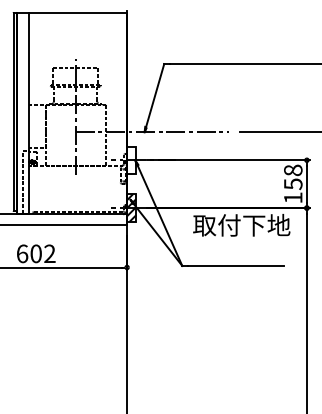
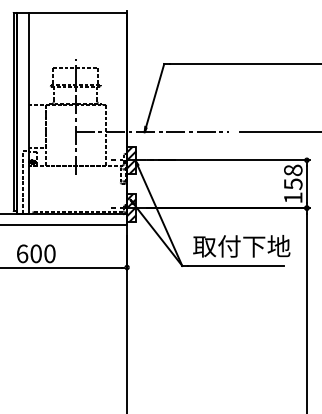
hatch: none -> present (131, 159)
text position: (241, 225) -> (241, 246) (241, 246)
text: 602 -> 600 (49, 253)
